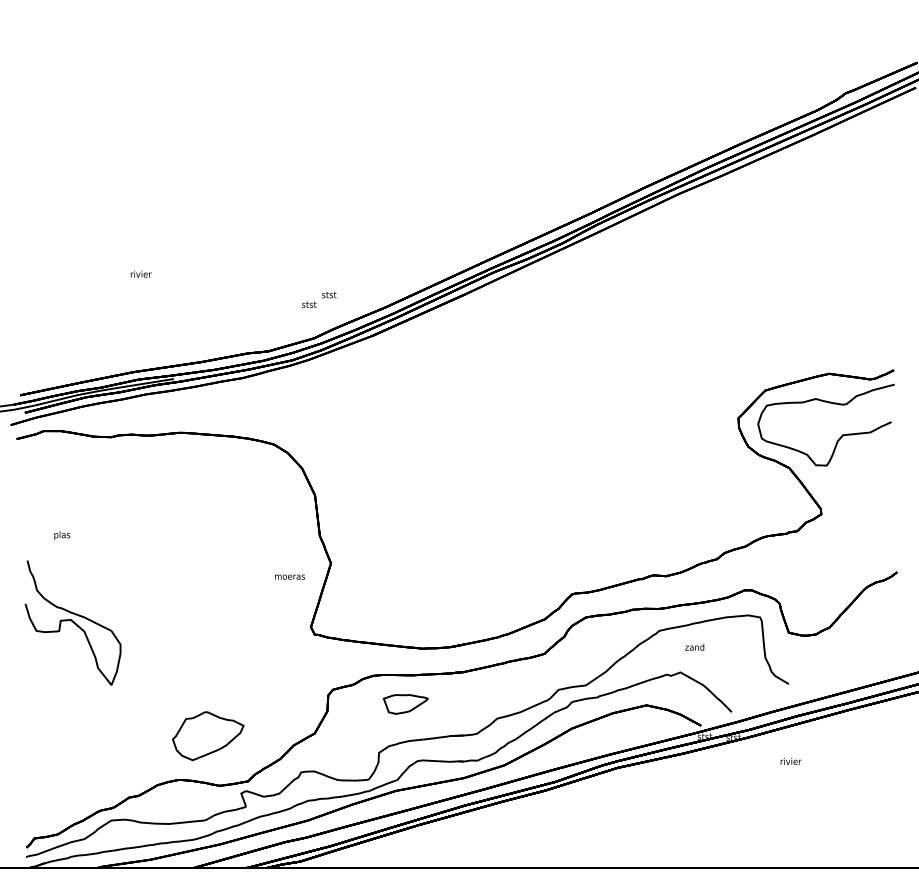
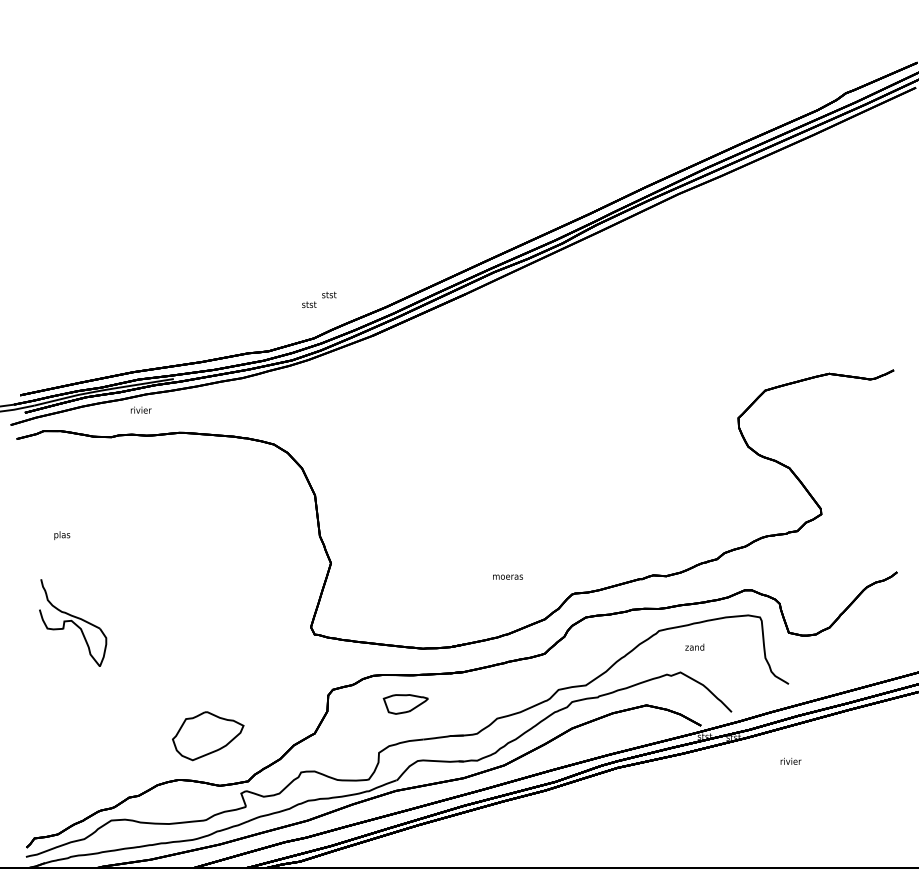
text position: (140, 273) -> (140, 409) (140, 409)
curve: present -> none (839, 437)
text position: (289, 576) -> (507, 576) (507, 576)
part size: 98x126 px -> 69x88 px (73, 622)
